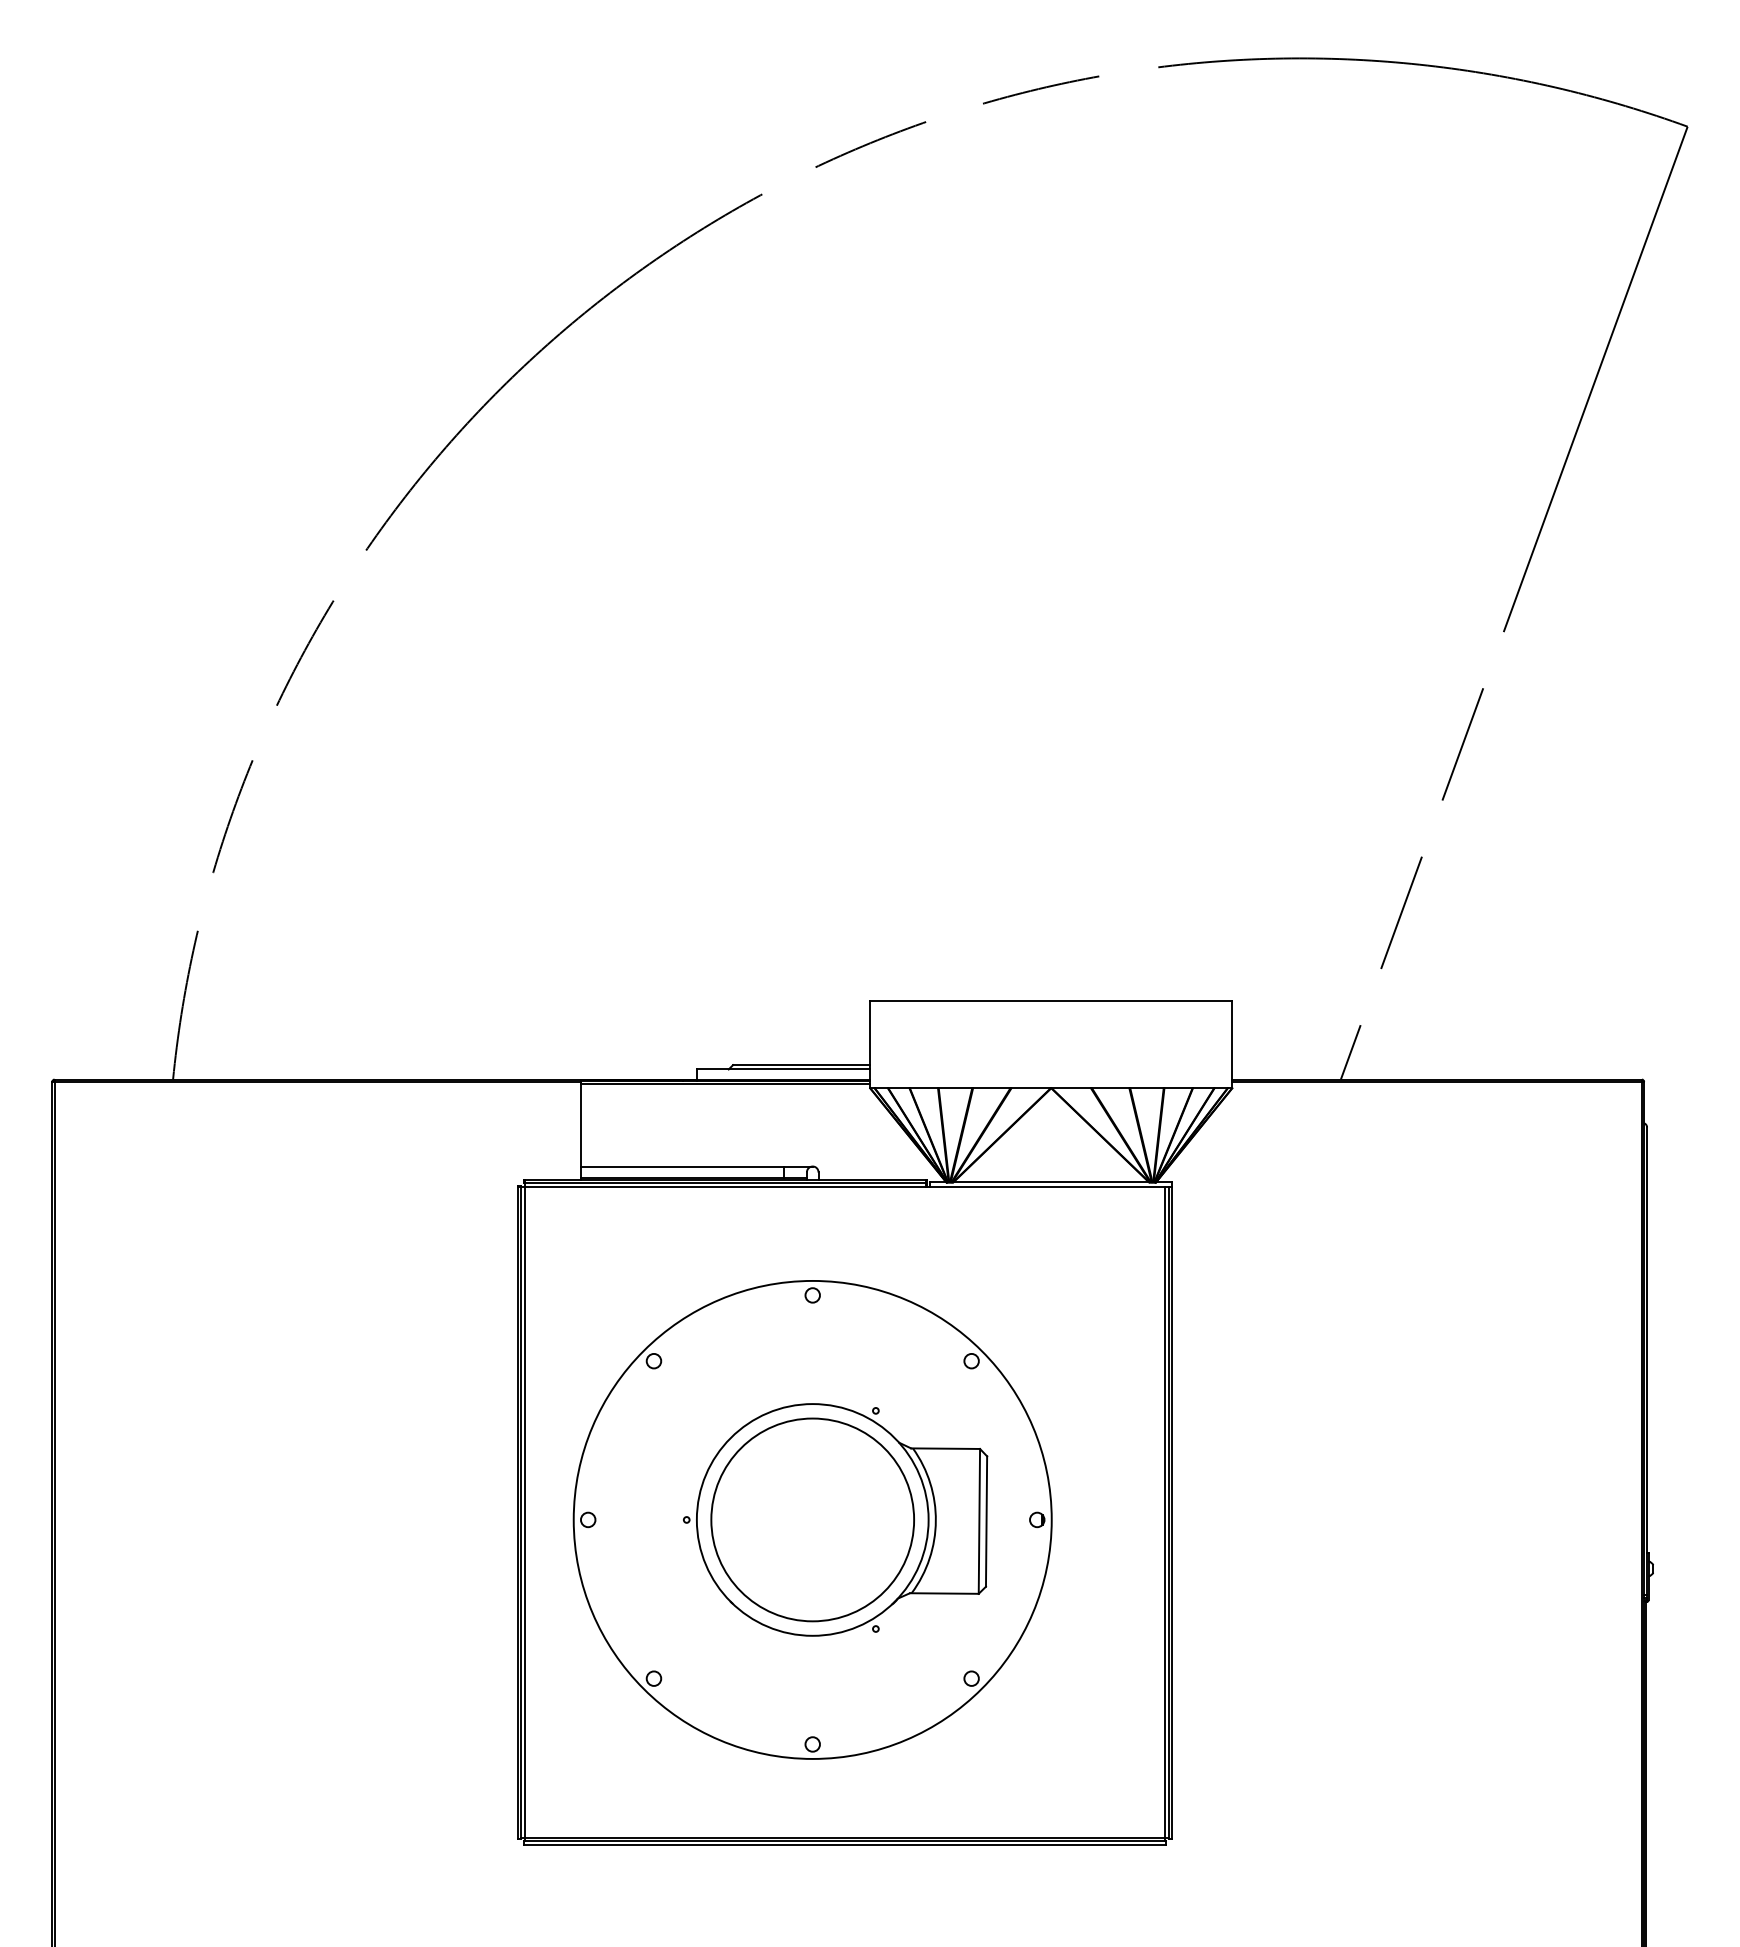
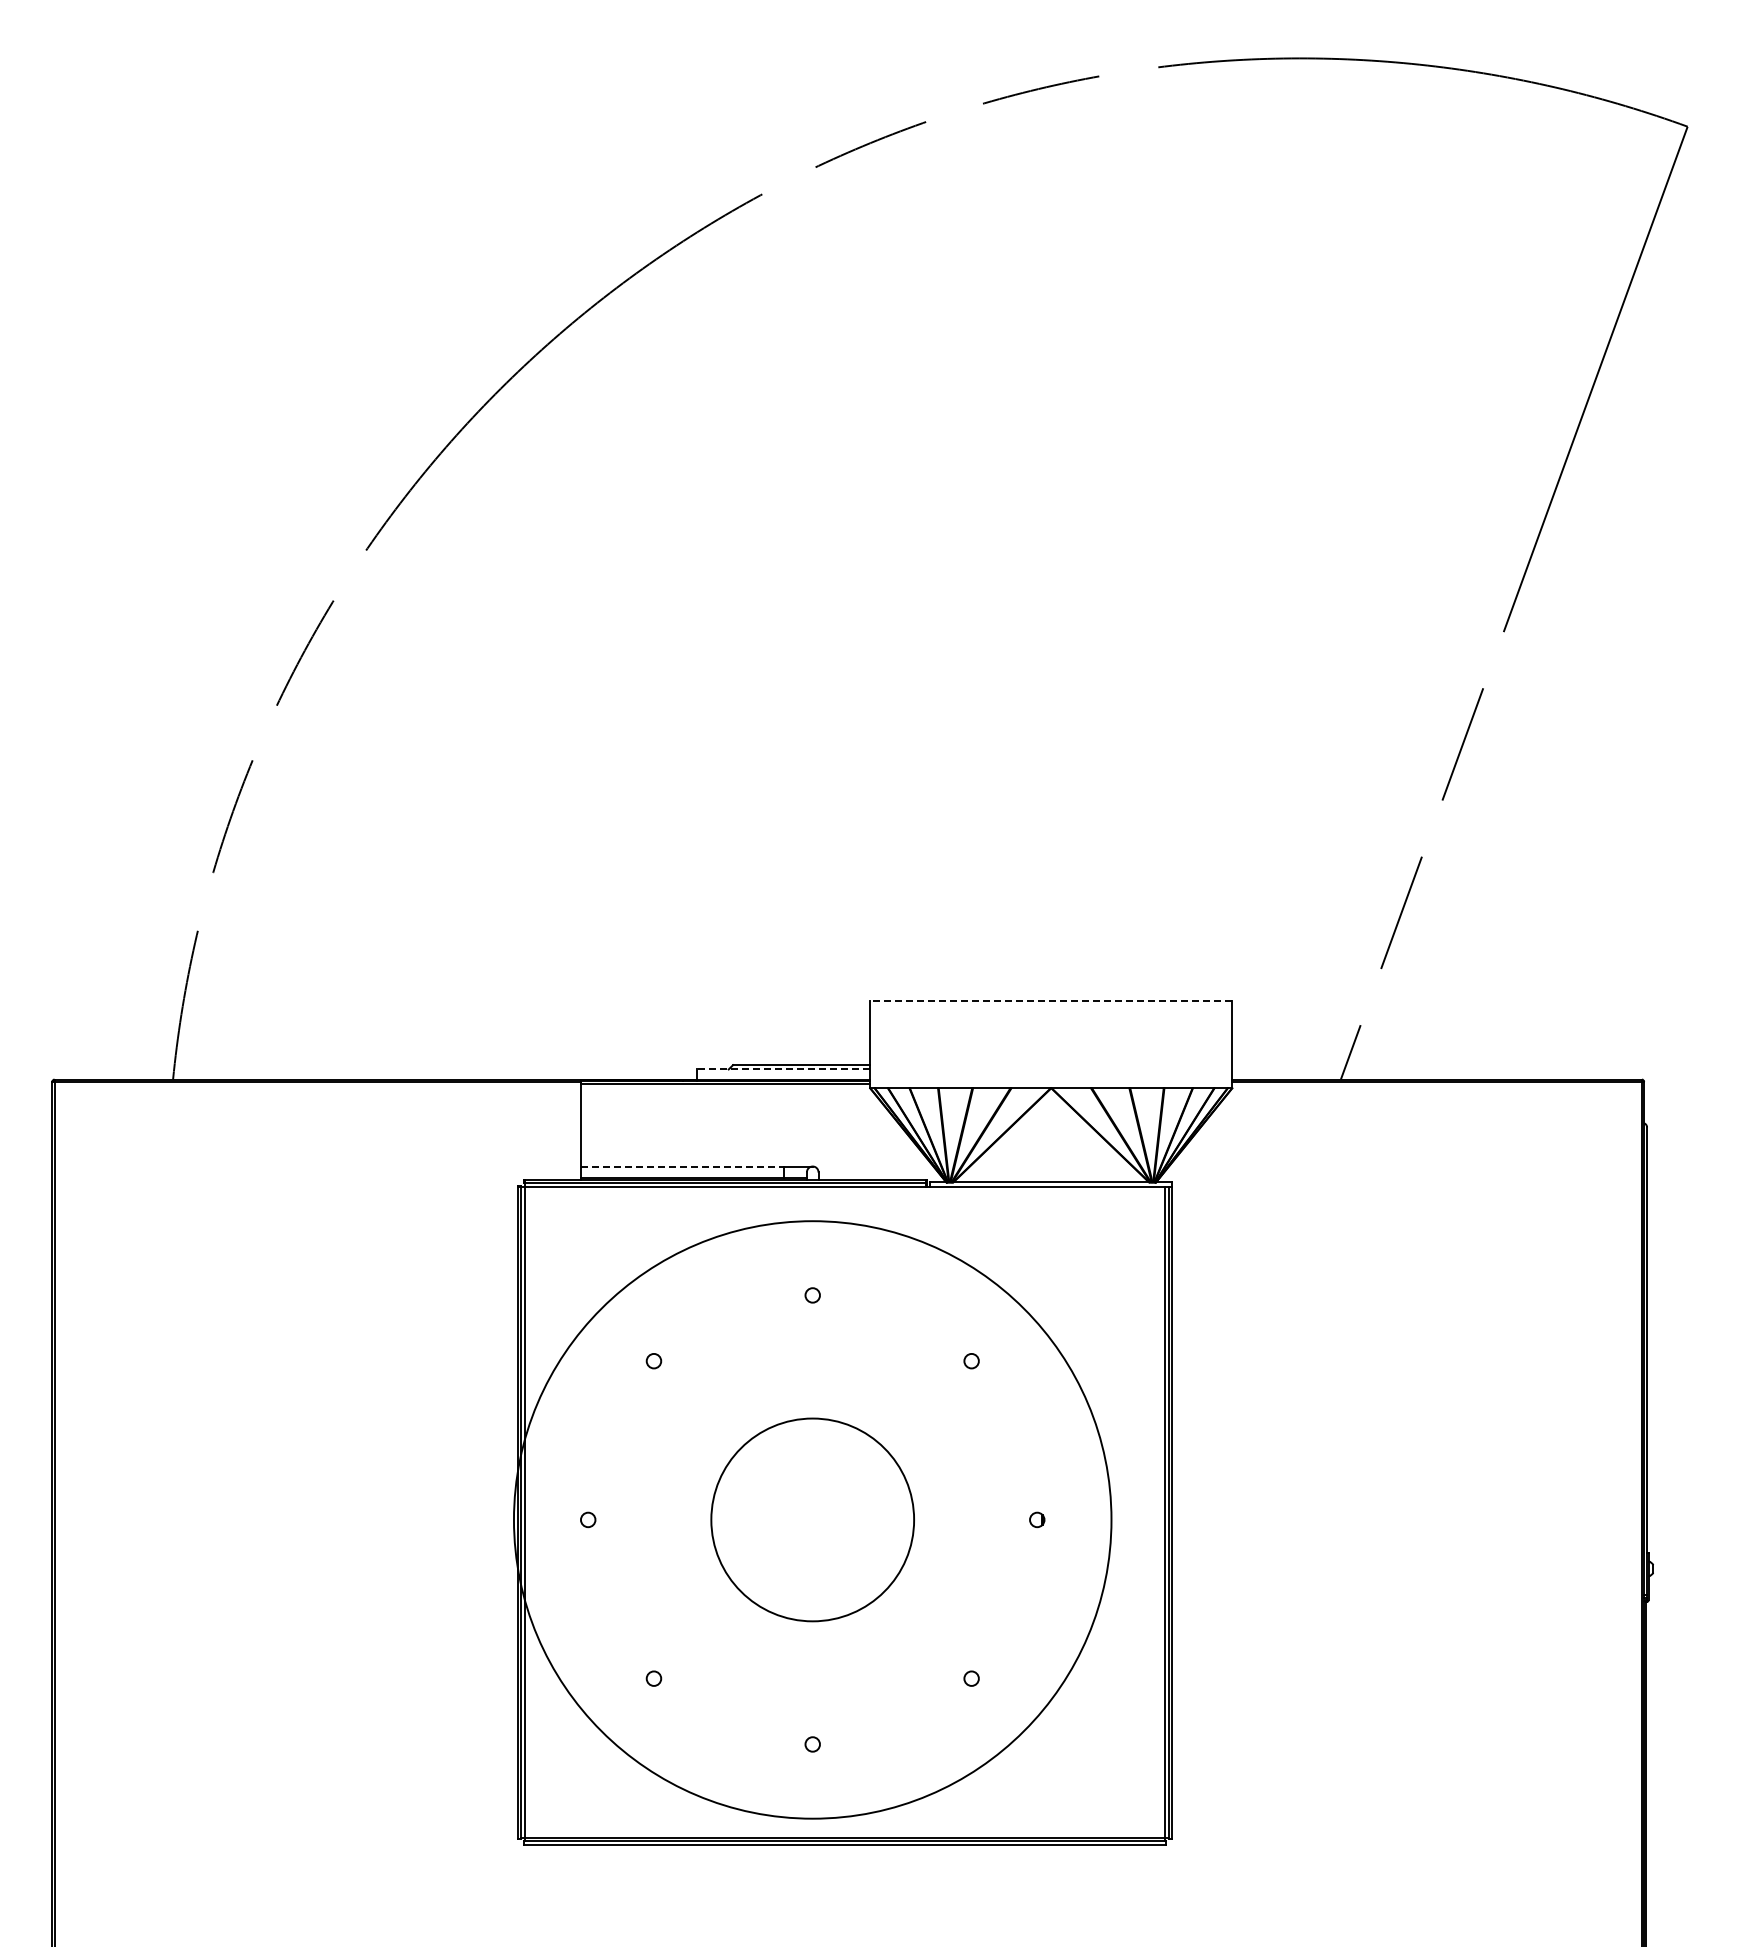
line: solid -> dashed (1051, 1001)
line: solid -> dashed (783, 1069)
line: solid -> dashed (682, 1166)
circle diameter: 478 px -> 598 px (812, 1519)
part: present -> none (835, 1519)
